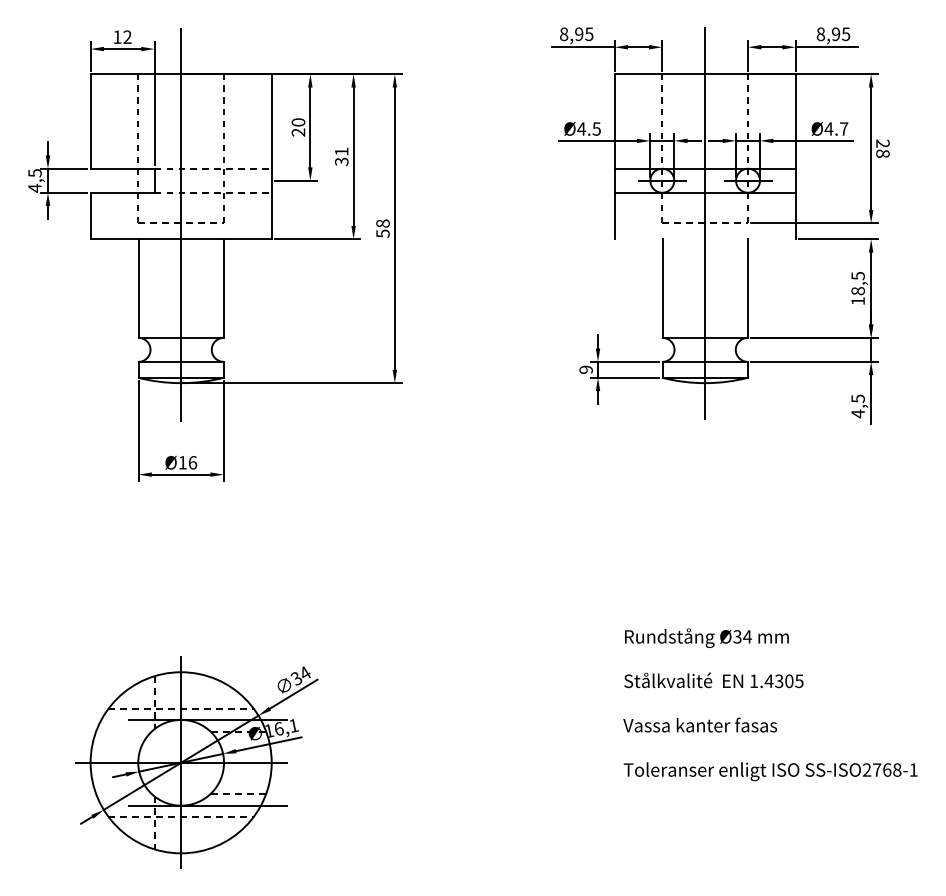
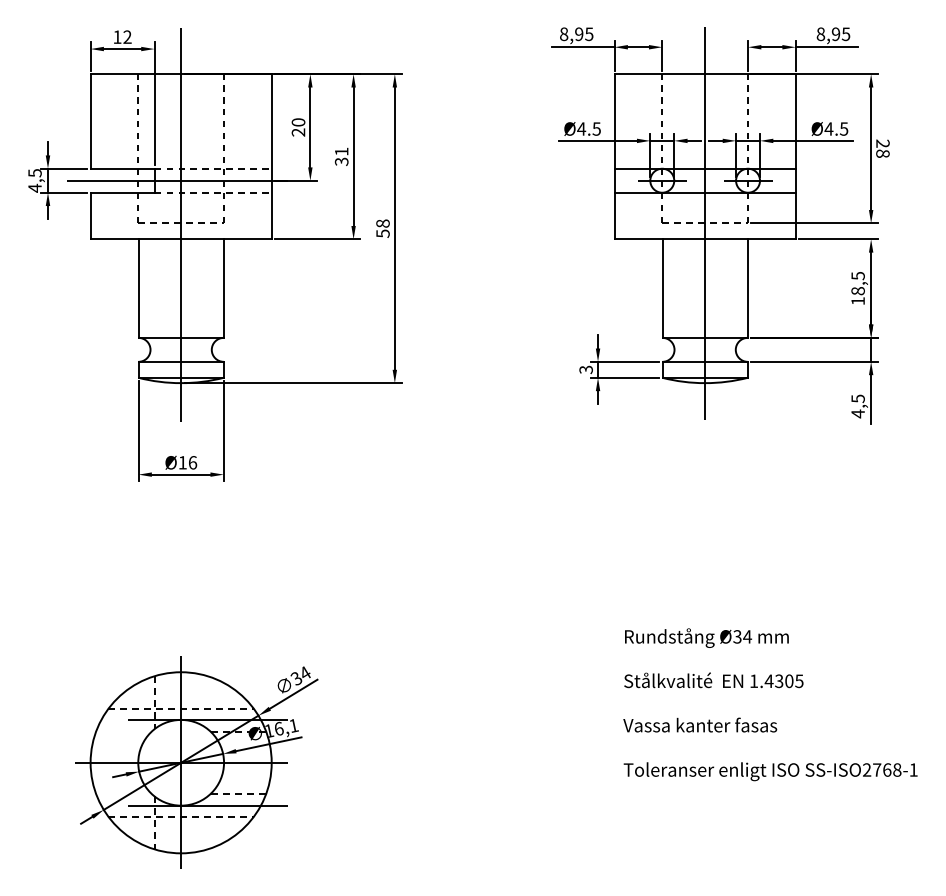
text: Ø4.7 -> Ø4.5 (843, 128)
line: none -> present (177, 180)
line: none -> present (704, 239)
text: 9 -> 3 (585, 369)
